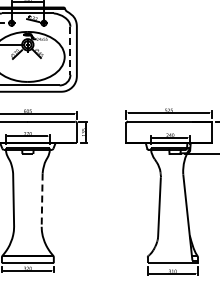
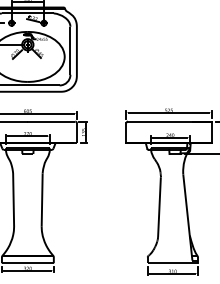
line: dashed -> solid (70, 50)
line: dashed -> solid (42, 200)
